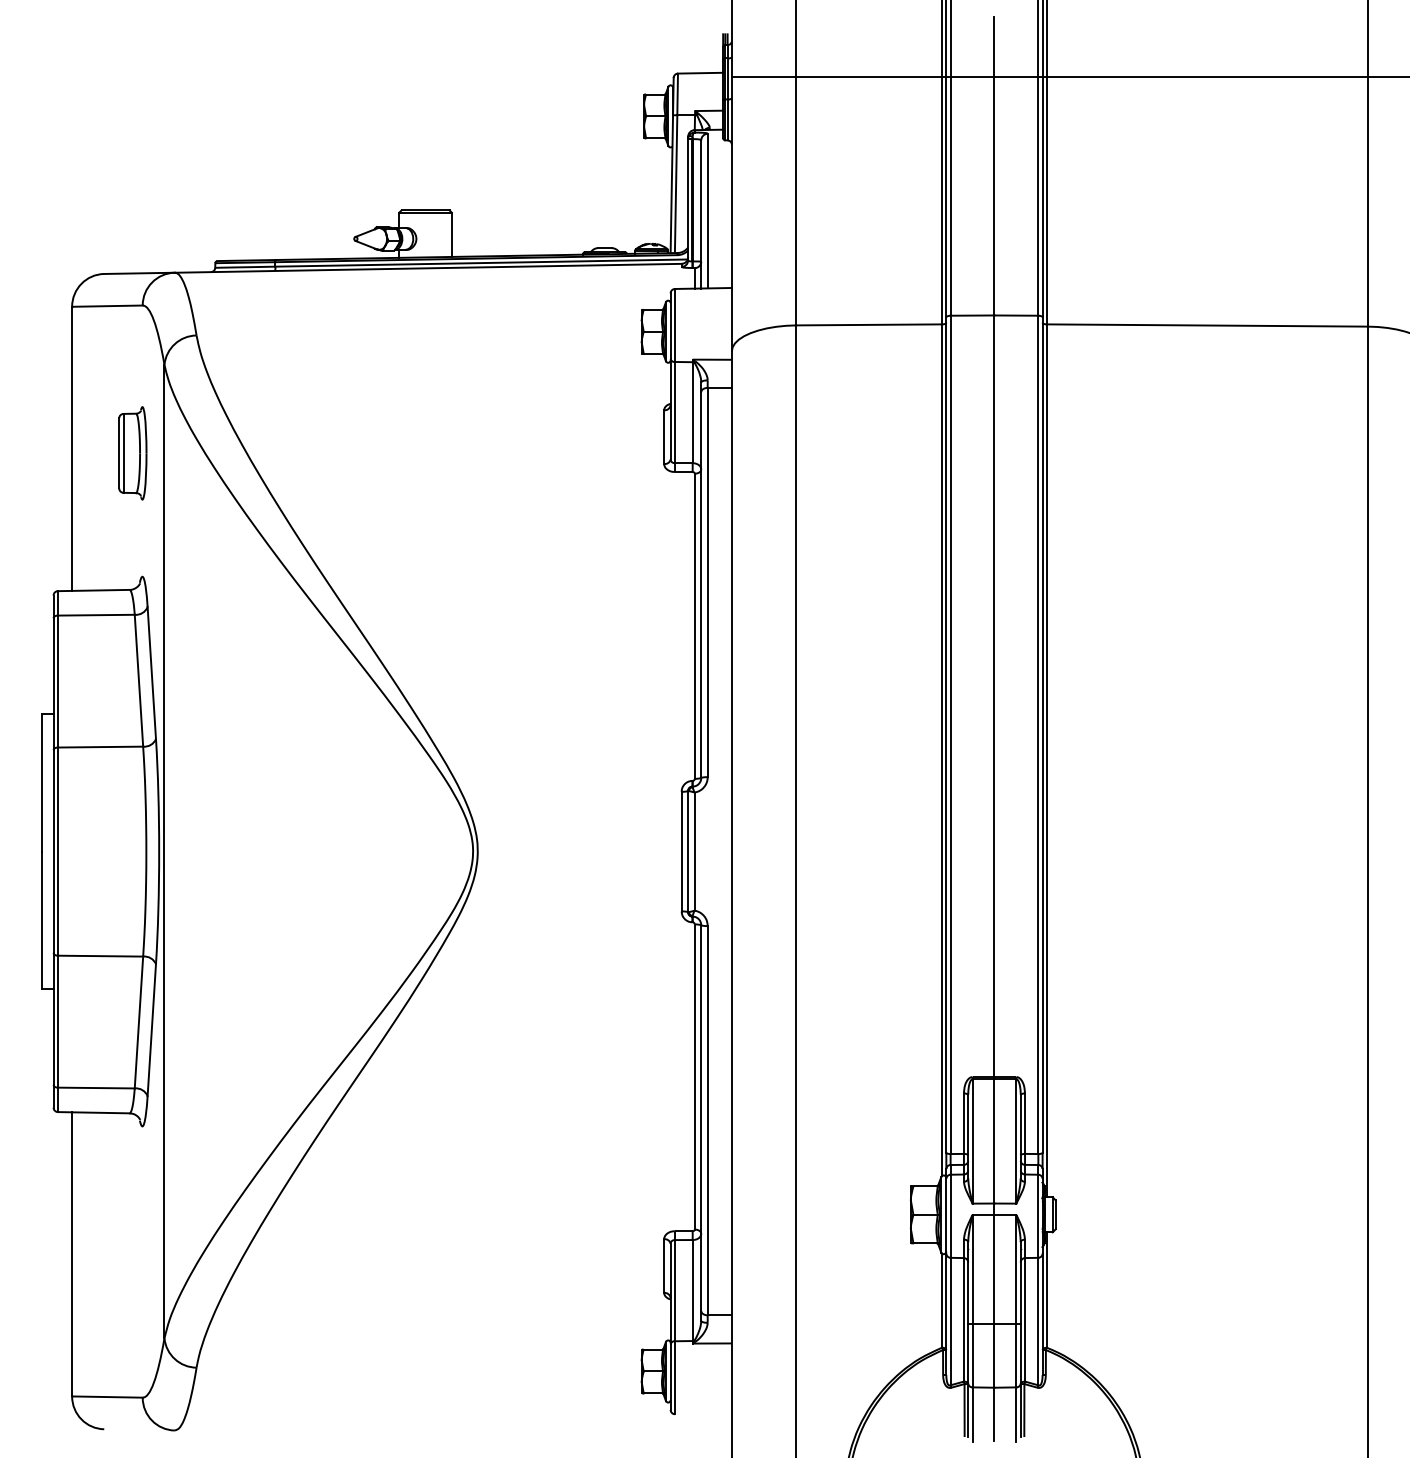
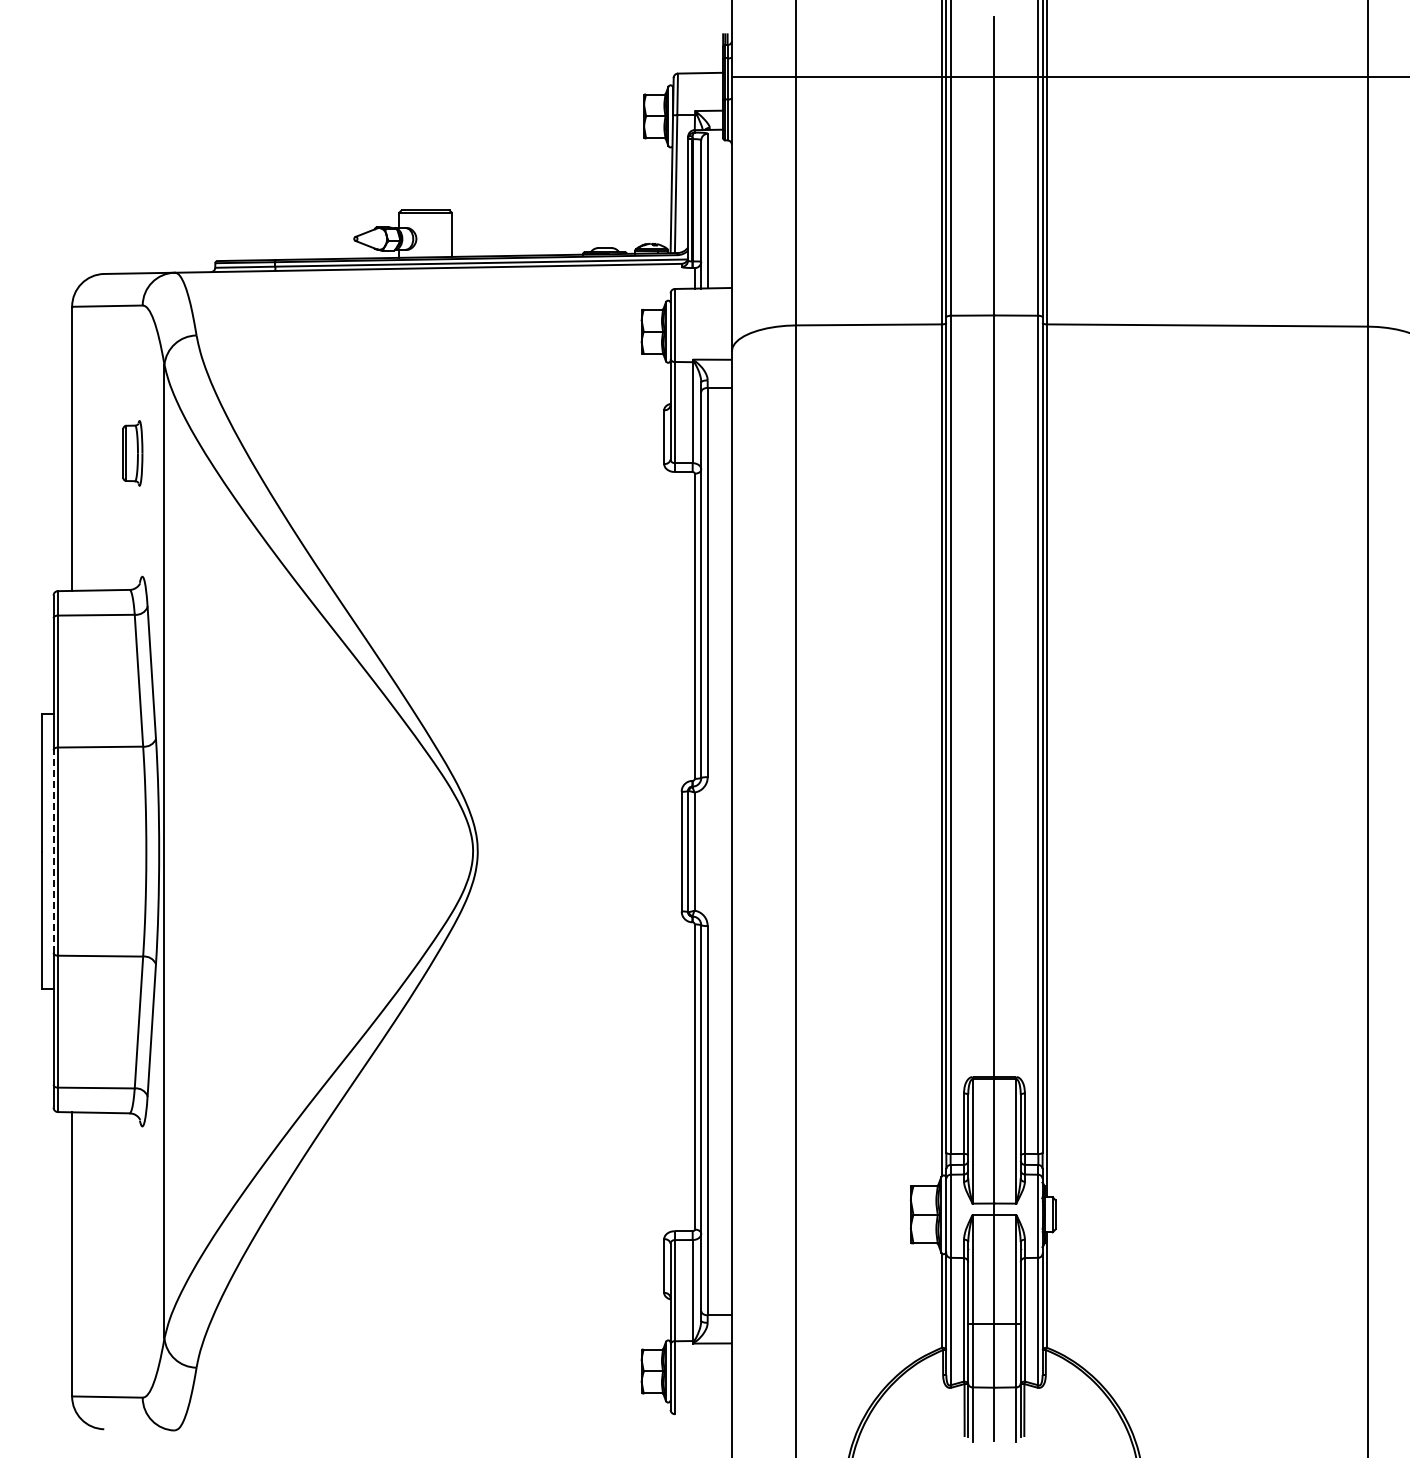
part size: 30x95 px -> 22x67 px (132, 453)
line: solid -> dashed (53, 851)
